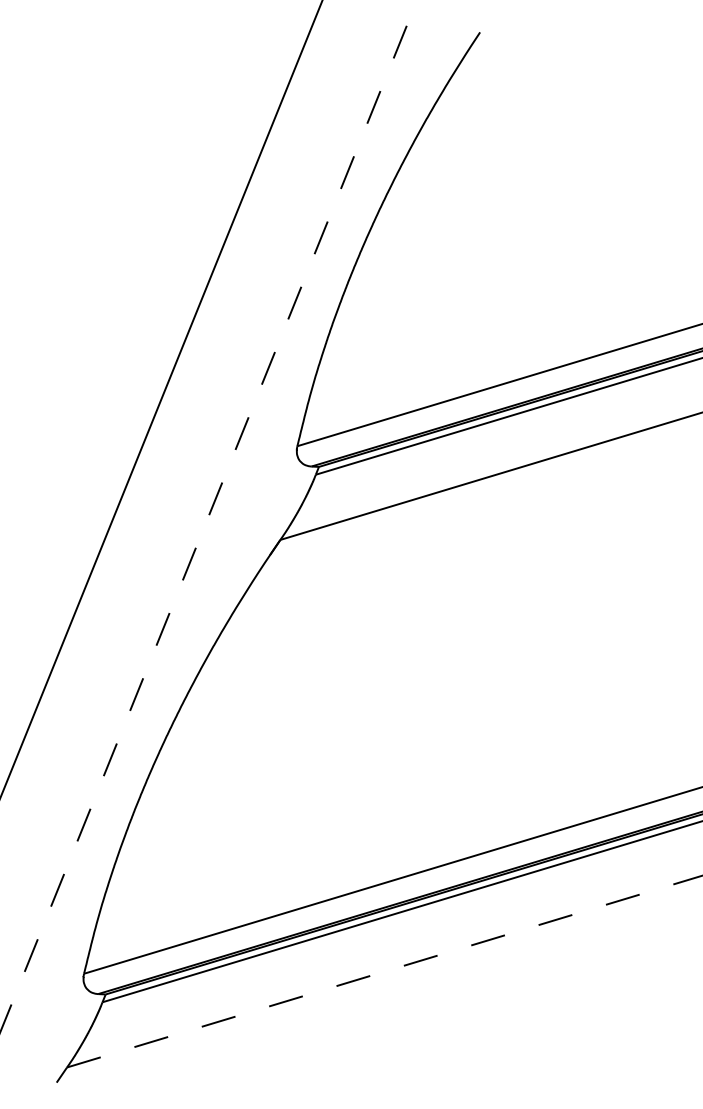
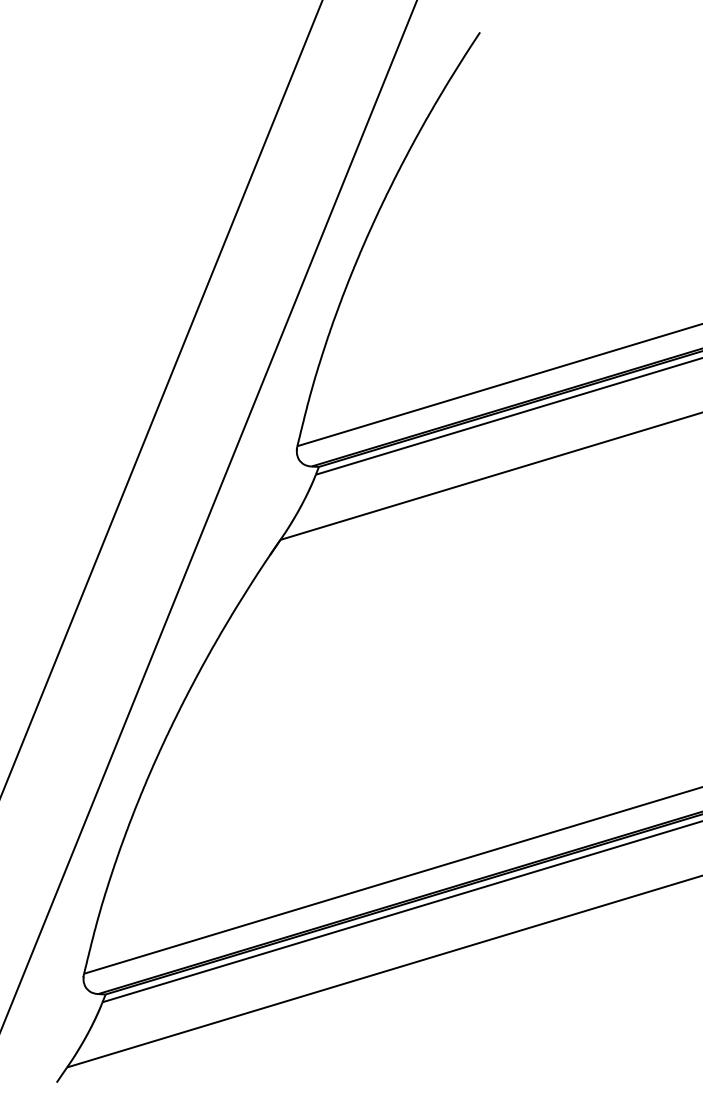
line: dashed -> solid (208, 516)
line: dashed -> solid (384, 971)
